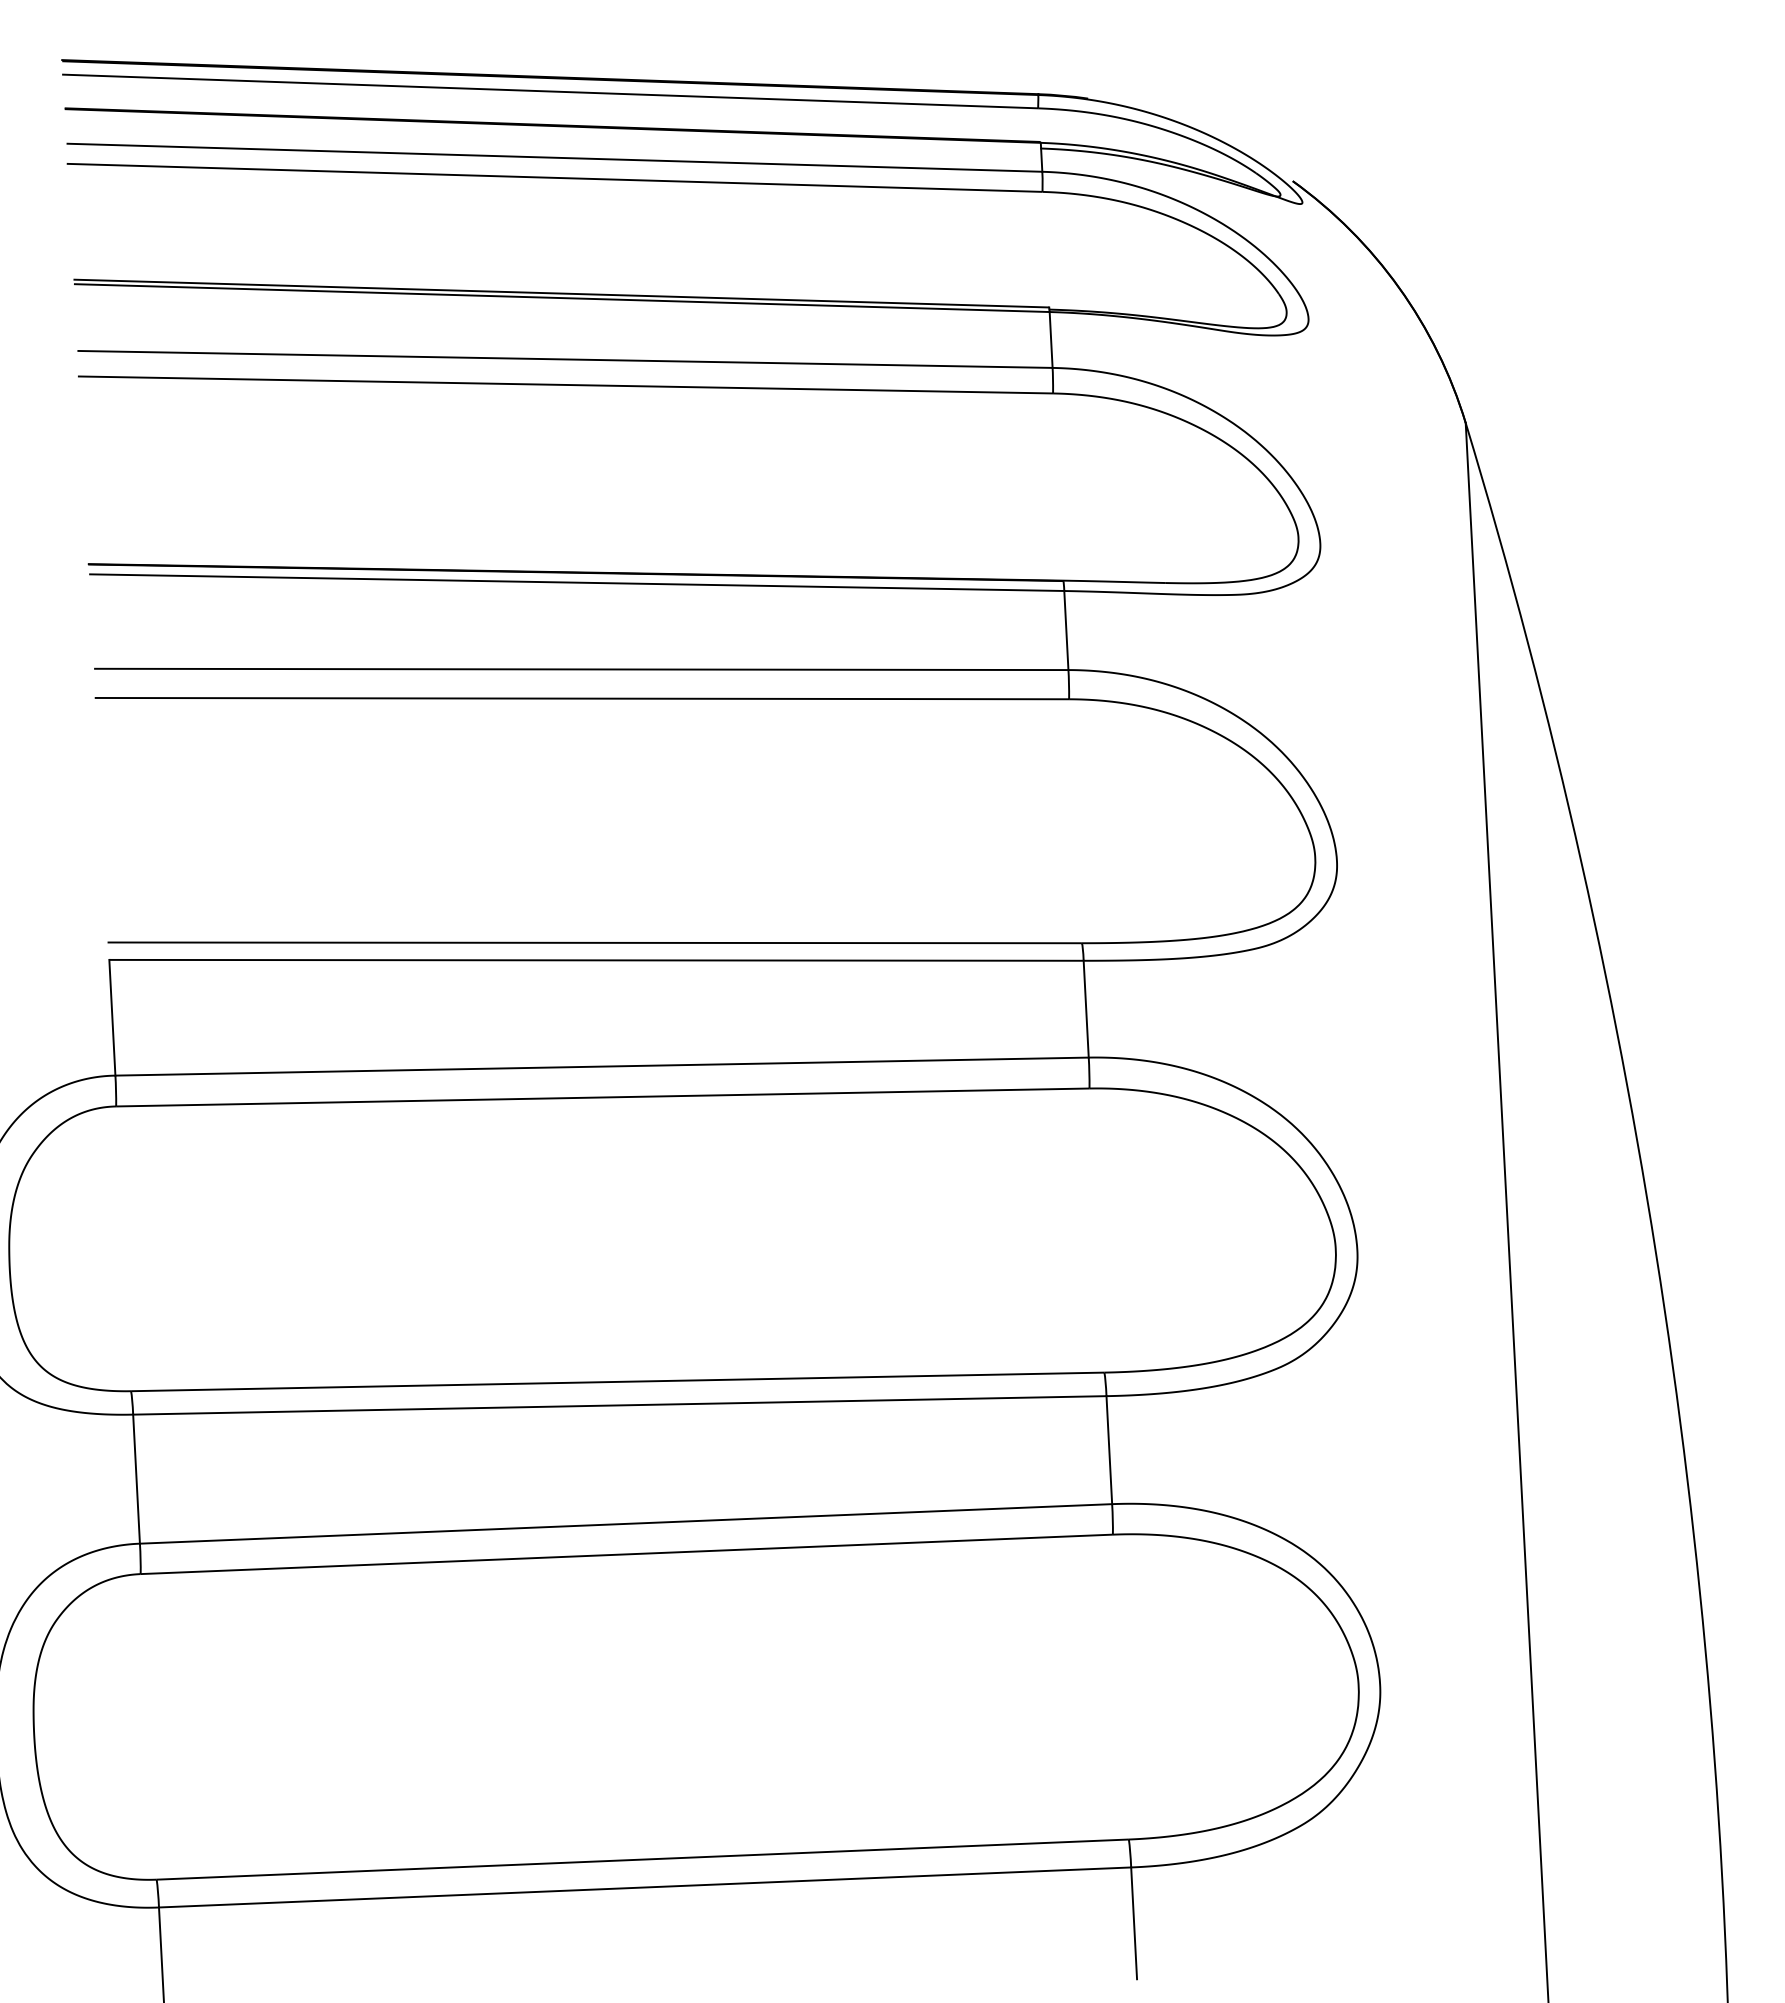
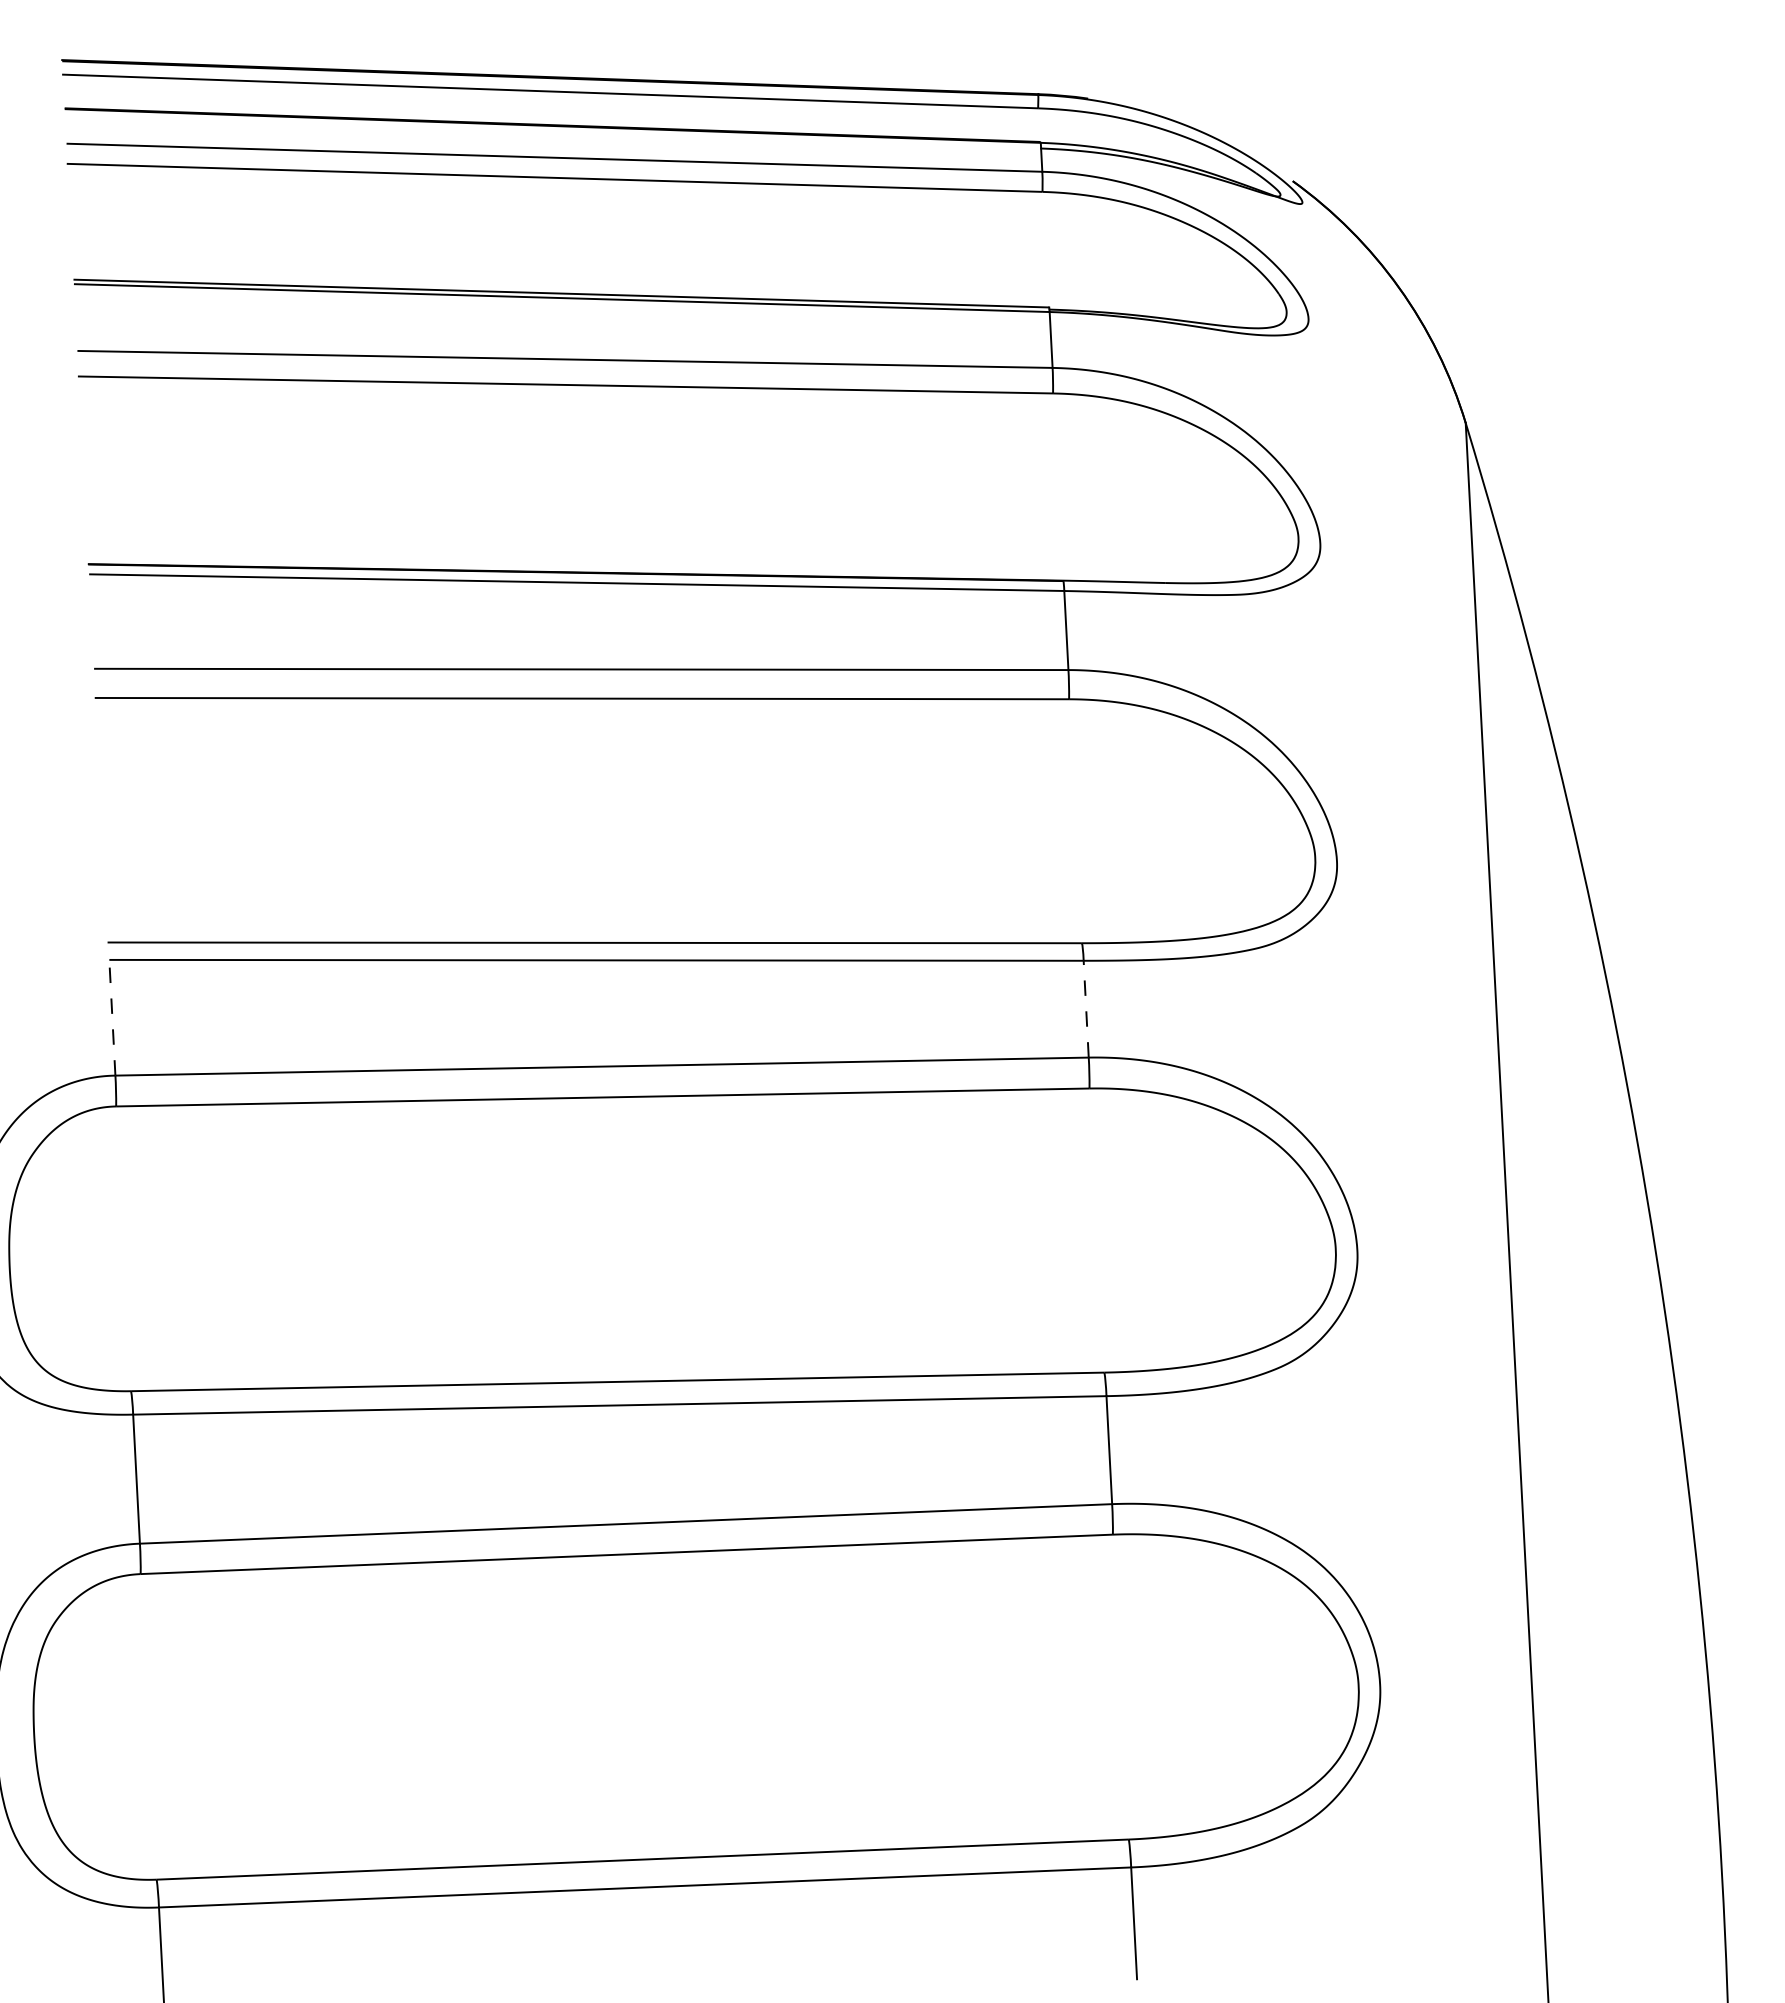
line: solid -> dashed (1086, 1008)
line: solid -> dashed (112, 1017)
